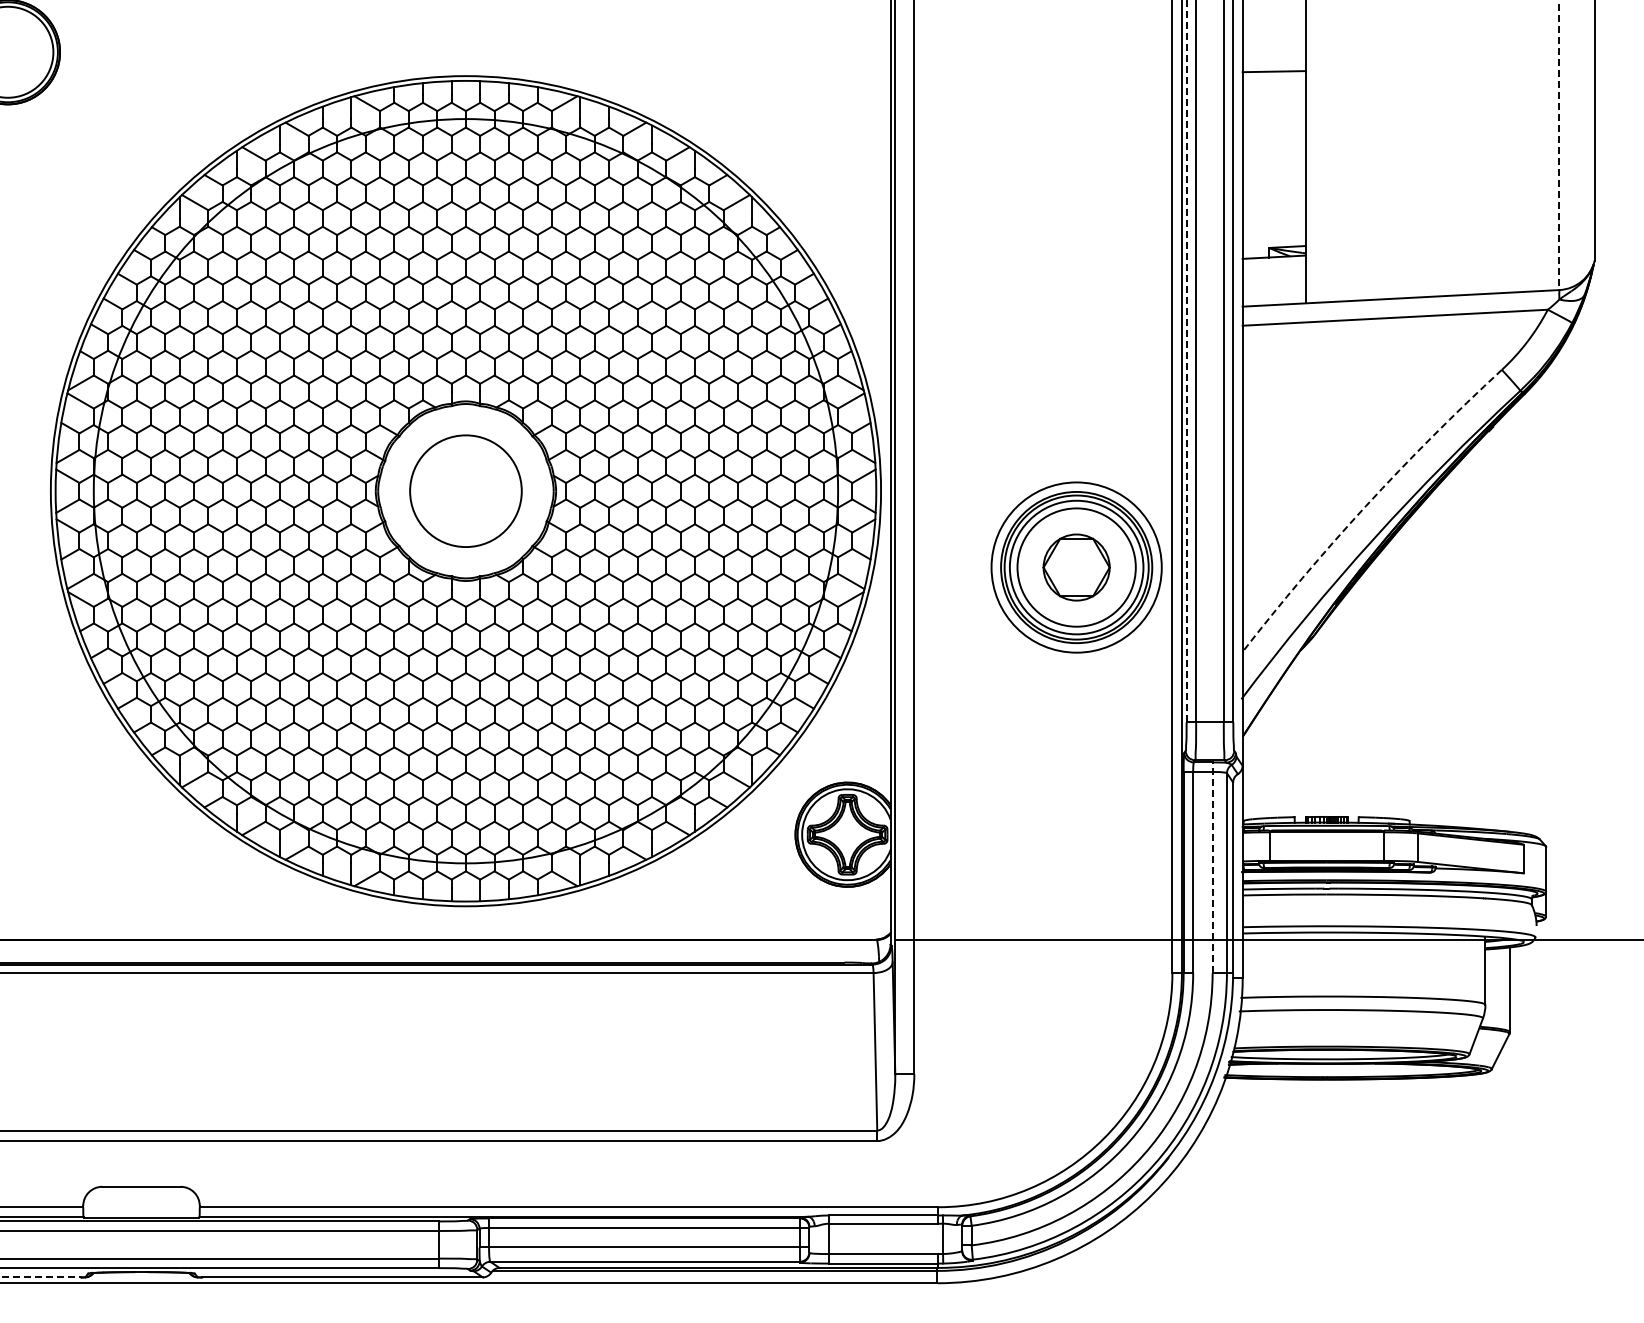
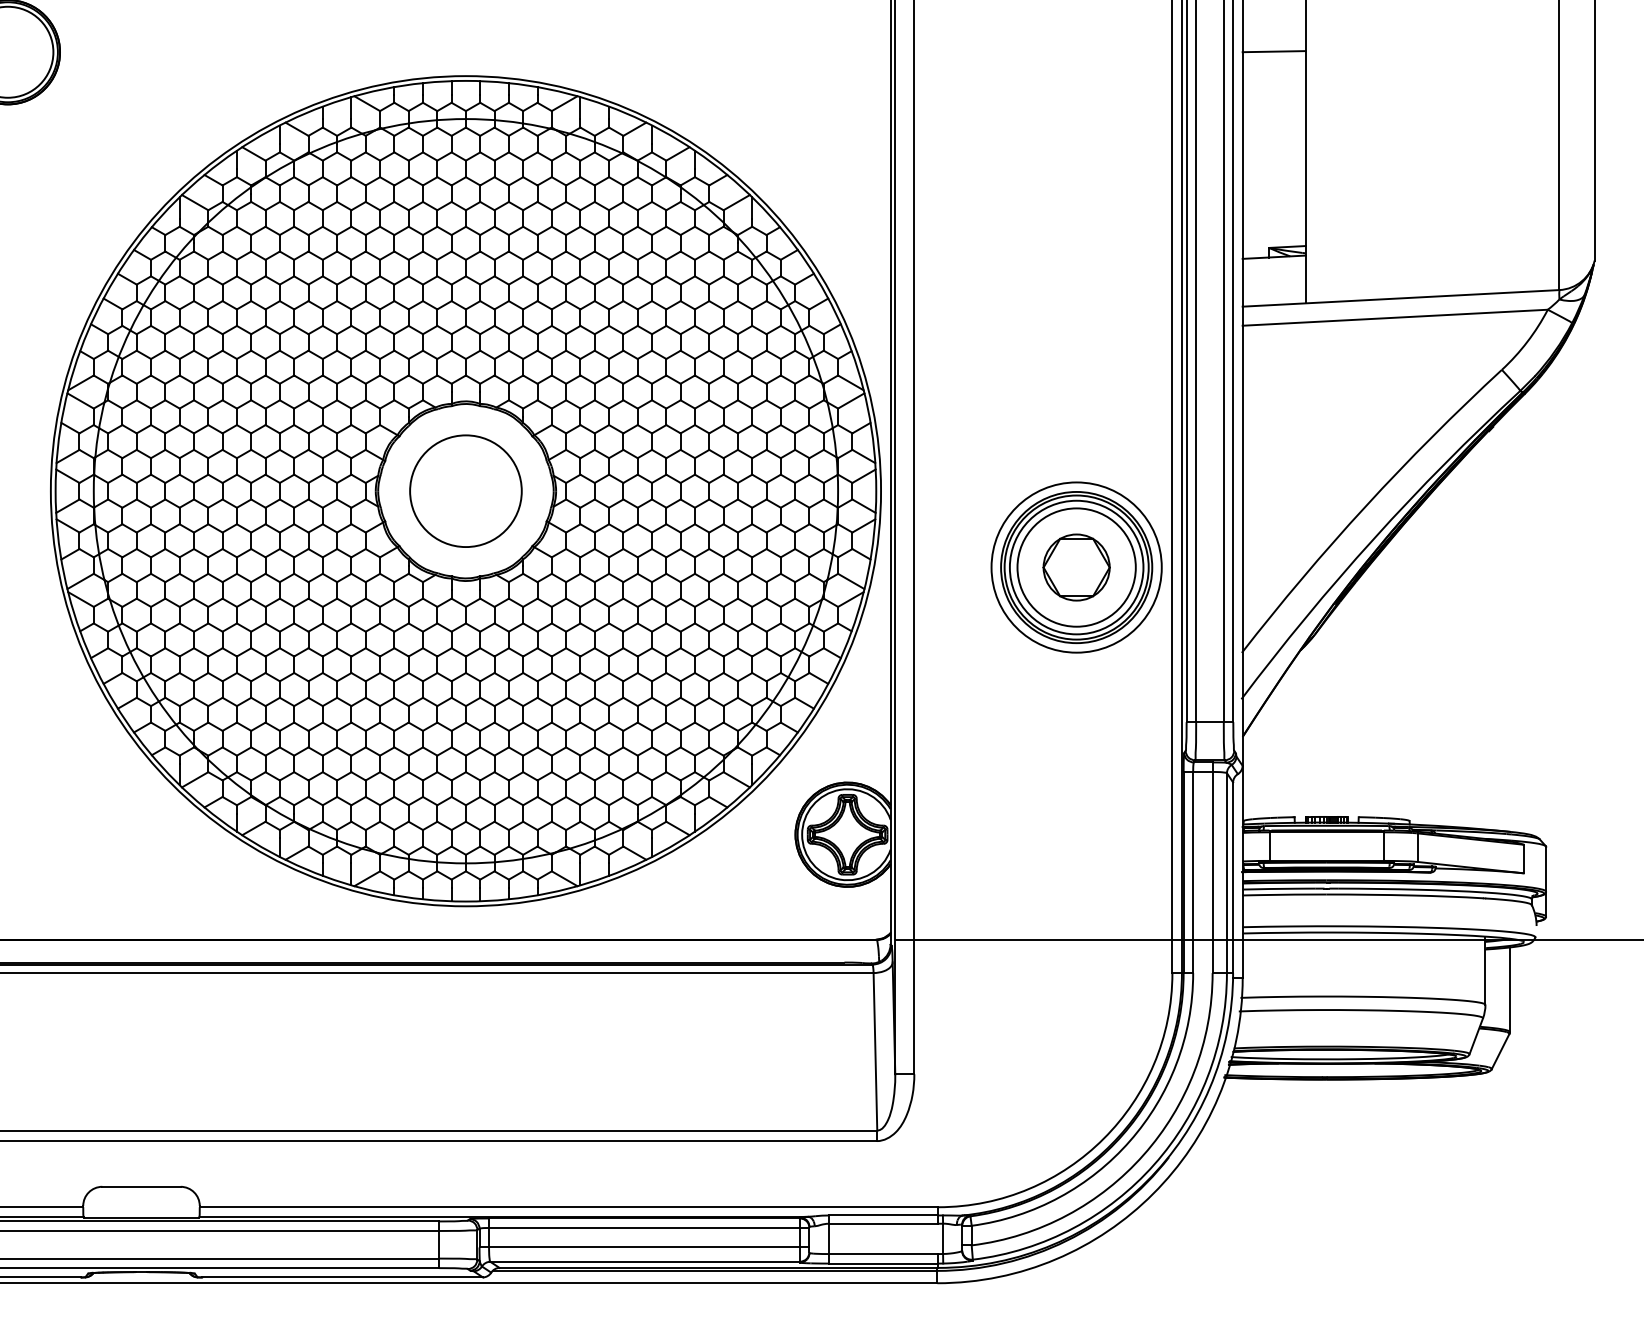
line position: (1273, 71) -> (1273, 51) (1273, 51)
line: dashed -> solid (1559, 145)
line: dashed -> solid (1186, 361)
arc: dashed -> solid (1366, 506)
line: dashed -> solid (1212, 867)
line: dashed -> solid (40, 1277)
